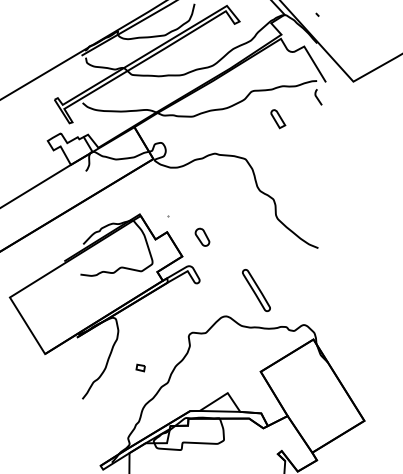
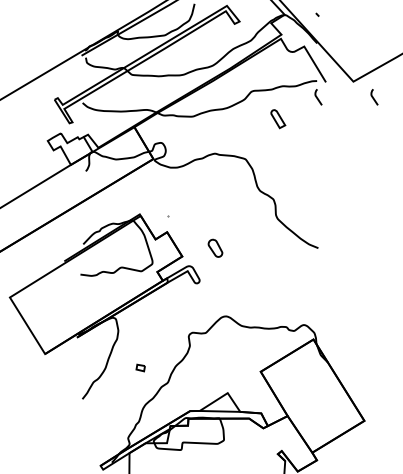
curve: none -> present (373, 97)
part position: (202, 236) -> (215, 247) (215, 247)
part: present -> none (256, 290)
